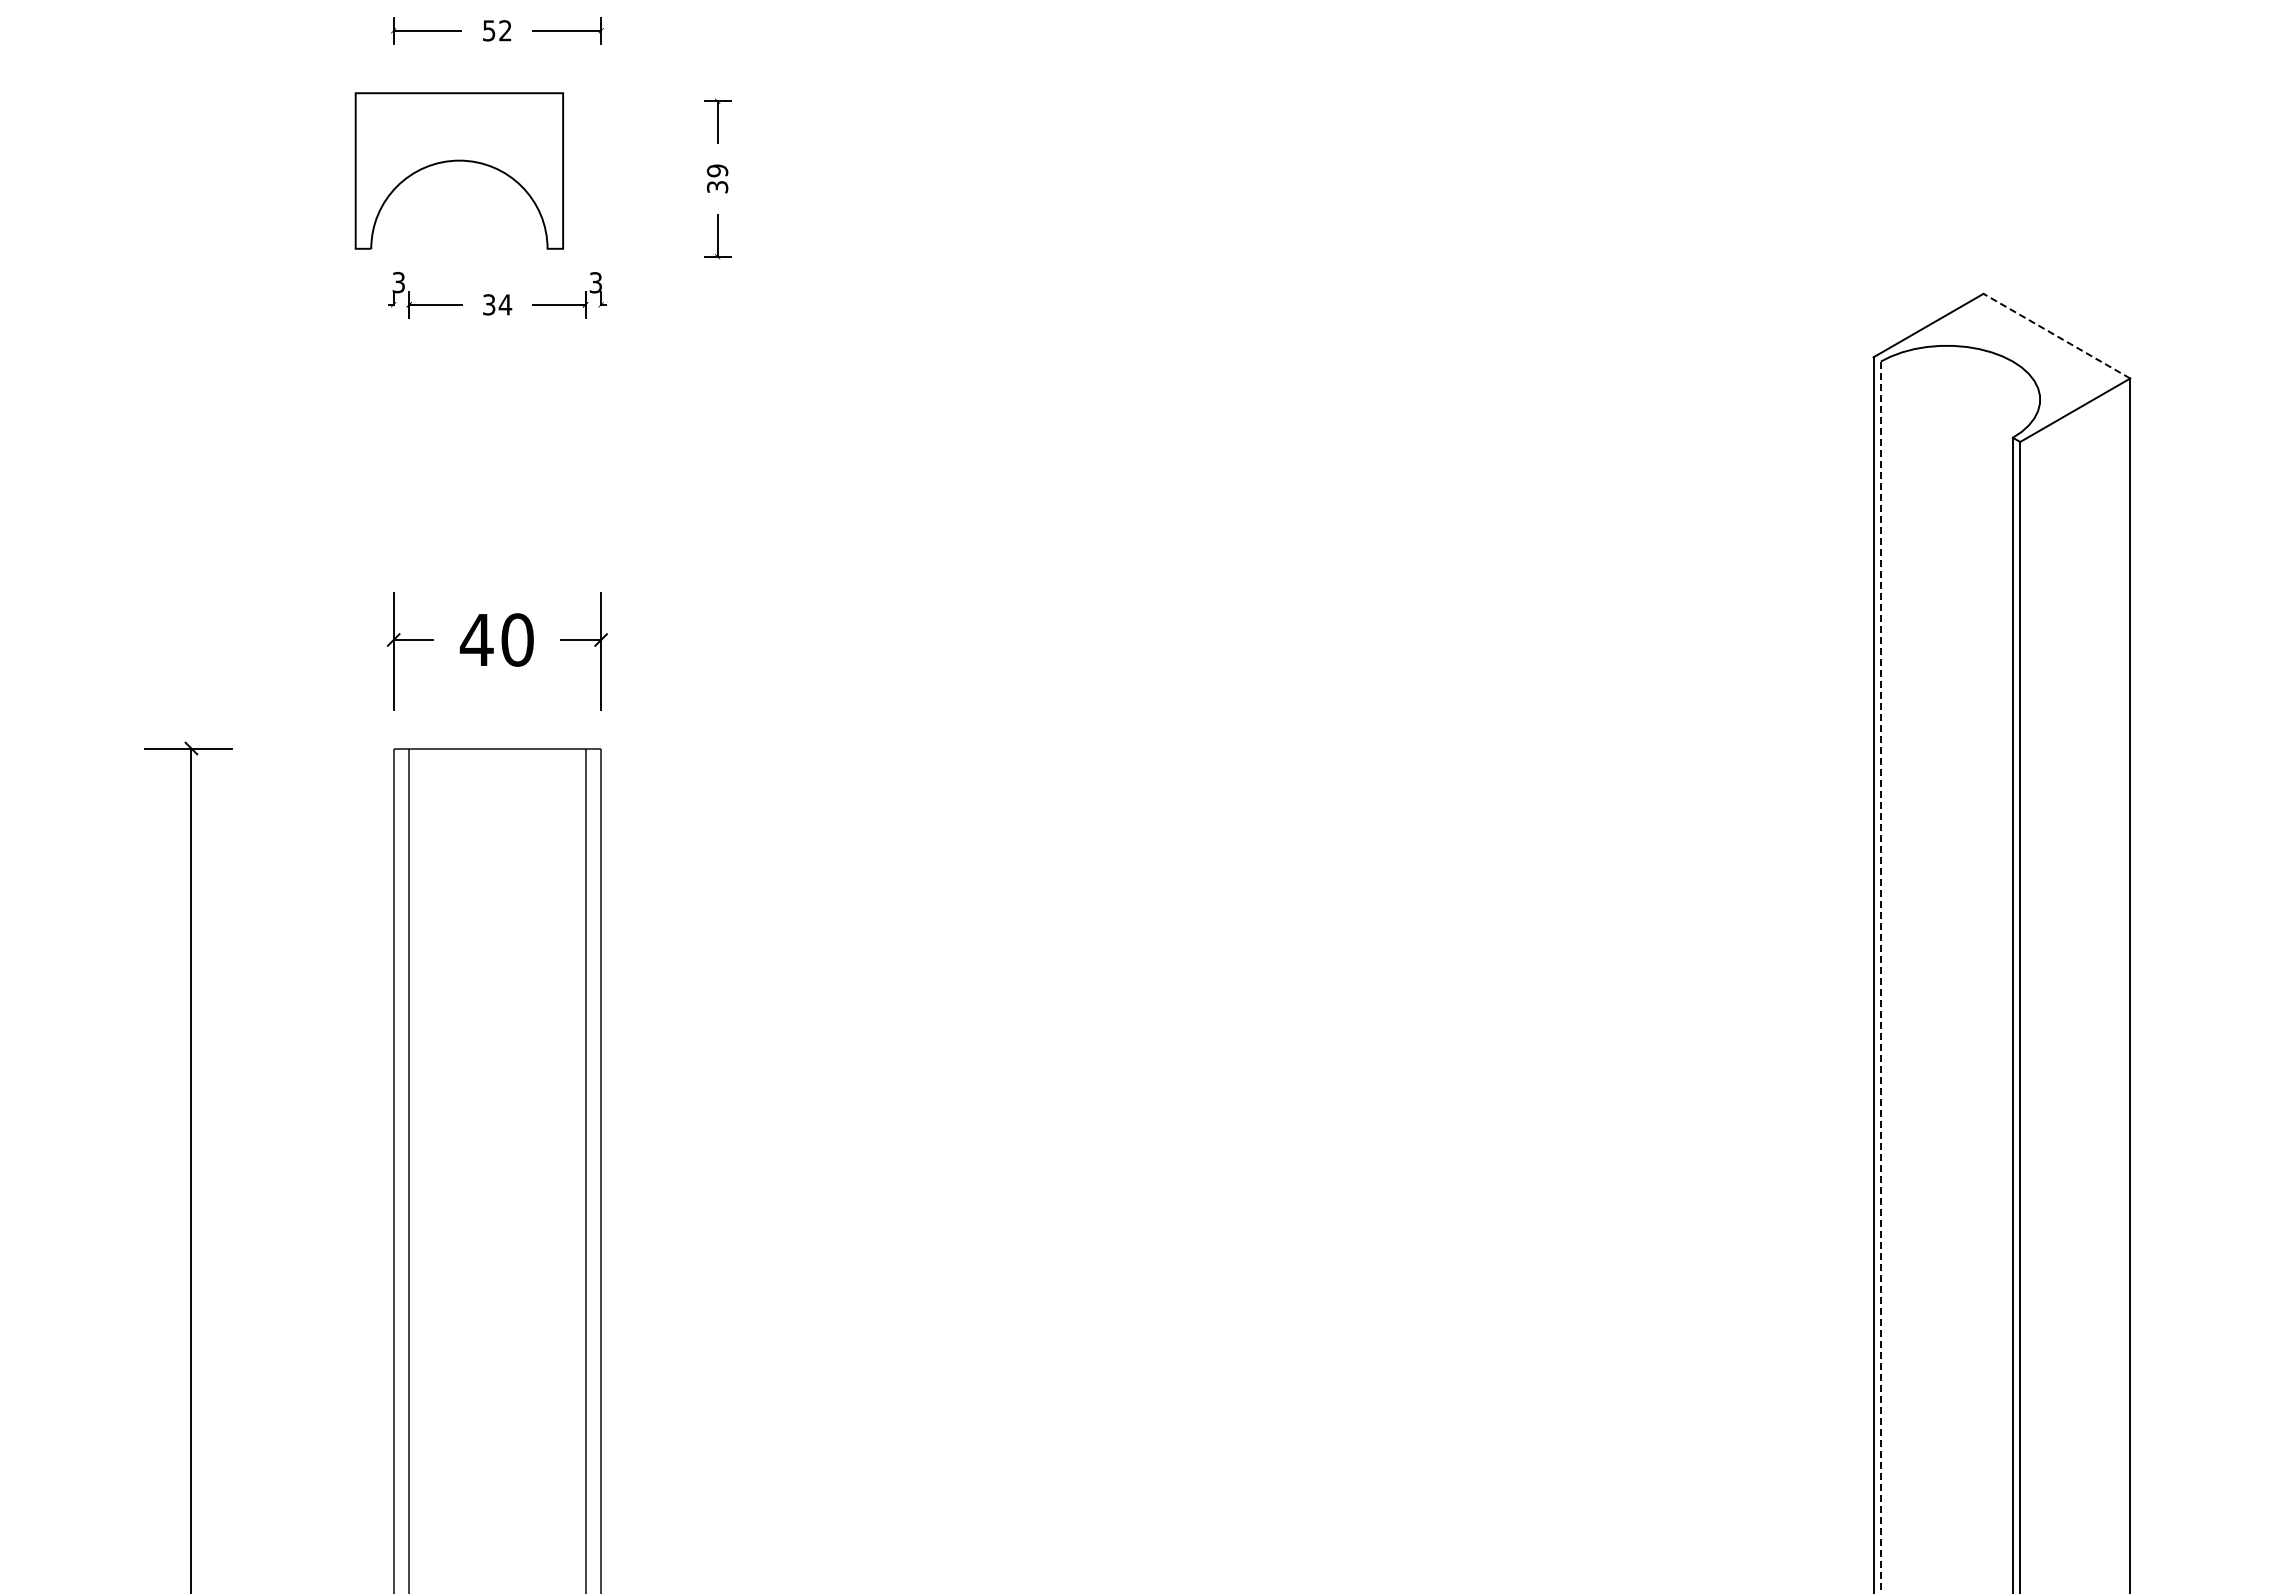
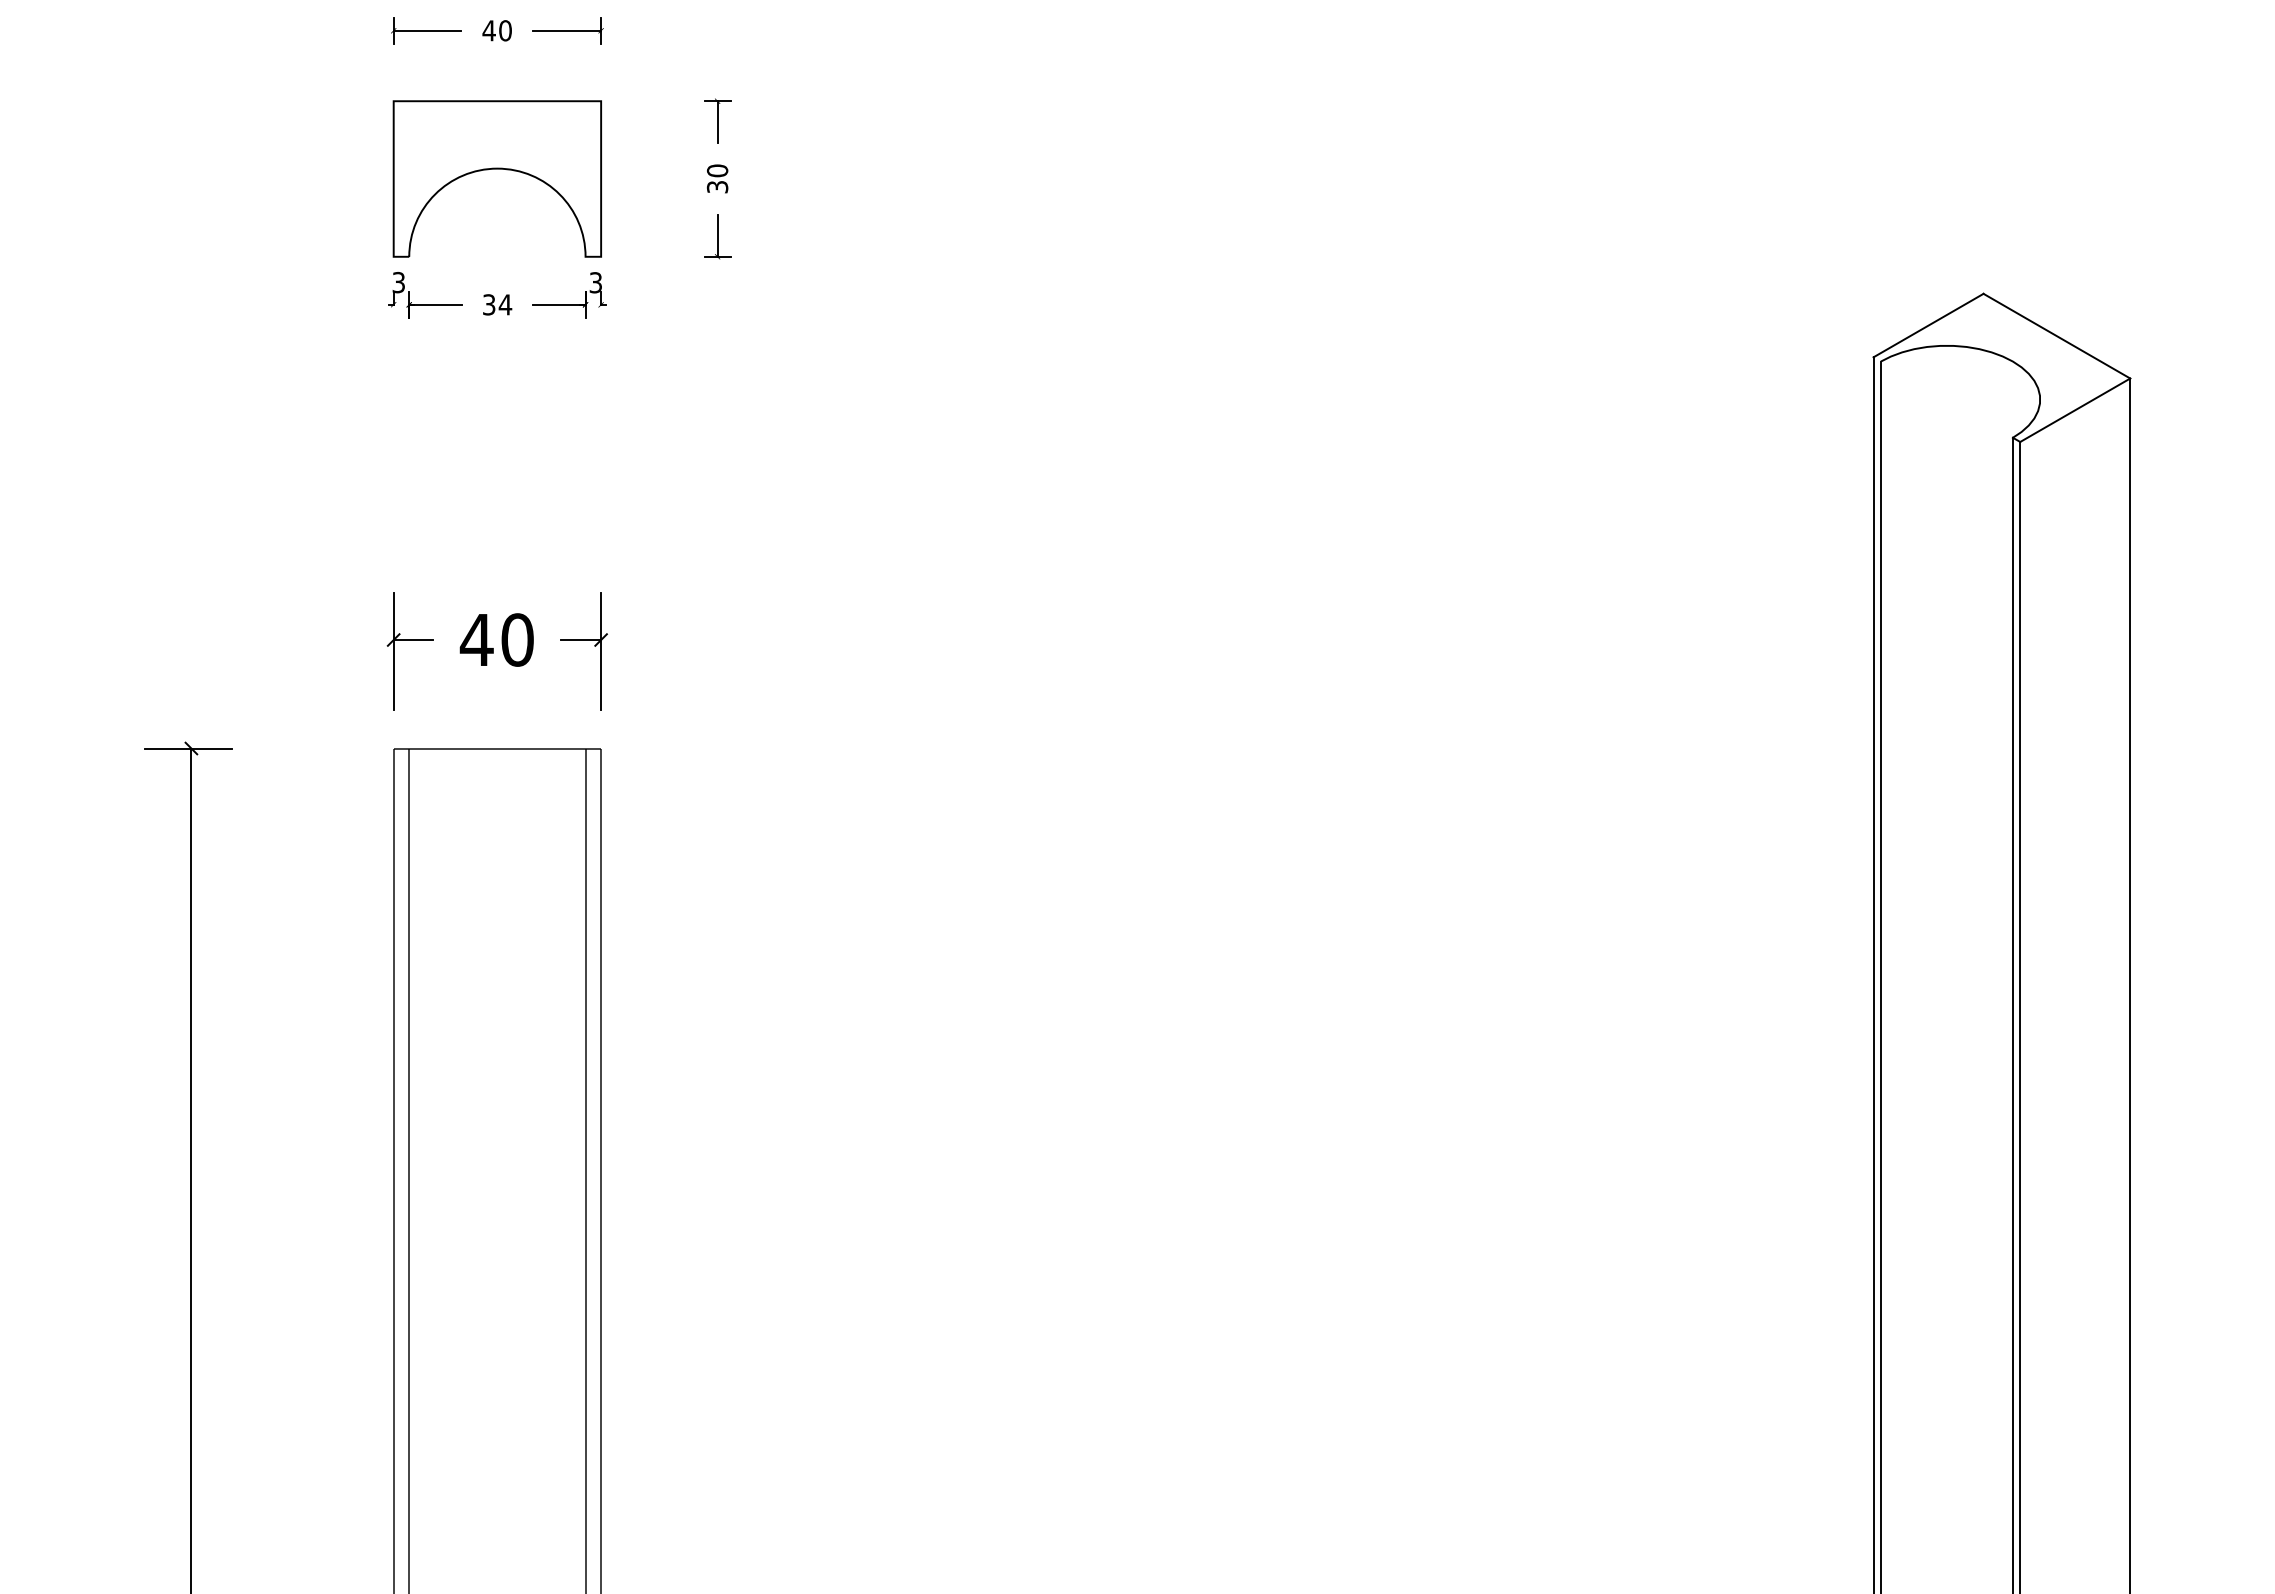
text: 52 -> 40 (496, 30)
part position: (458, 161) -> (496, 169) (496, 169)
text: 39 -> 30 (717, 170)
line: dashed -> solid (2056, 336)
line: dashed -> solid (1880, 977)
